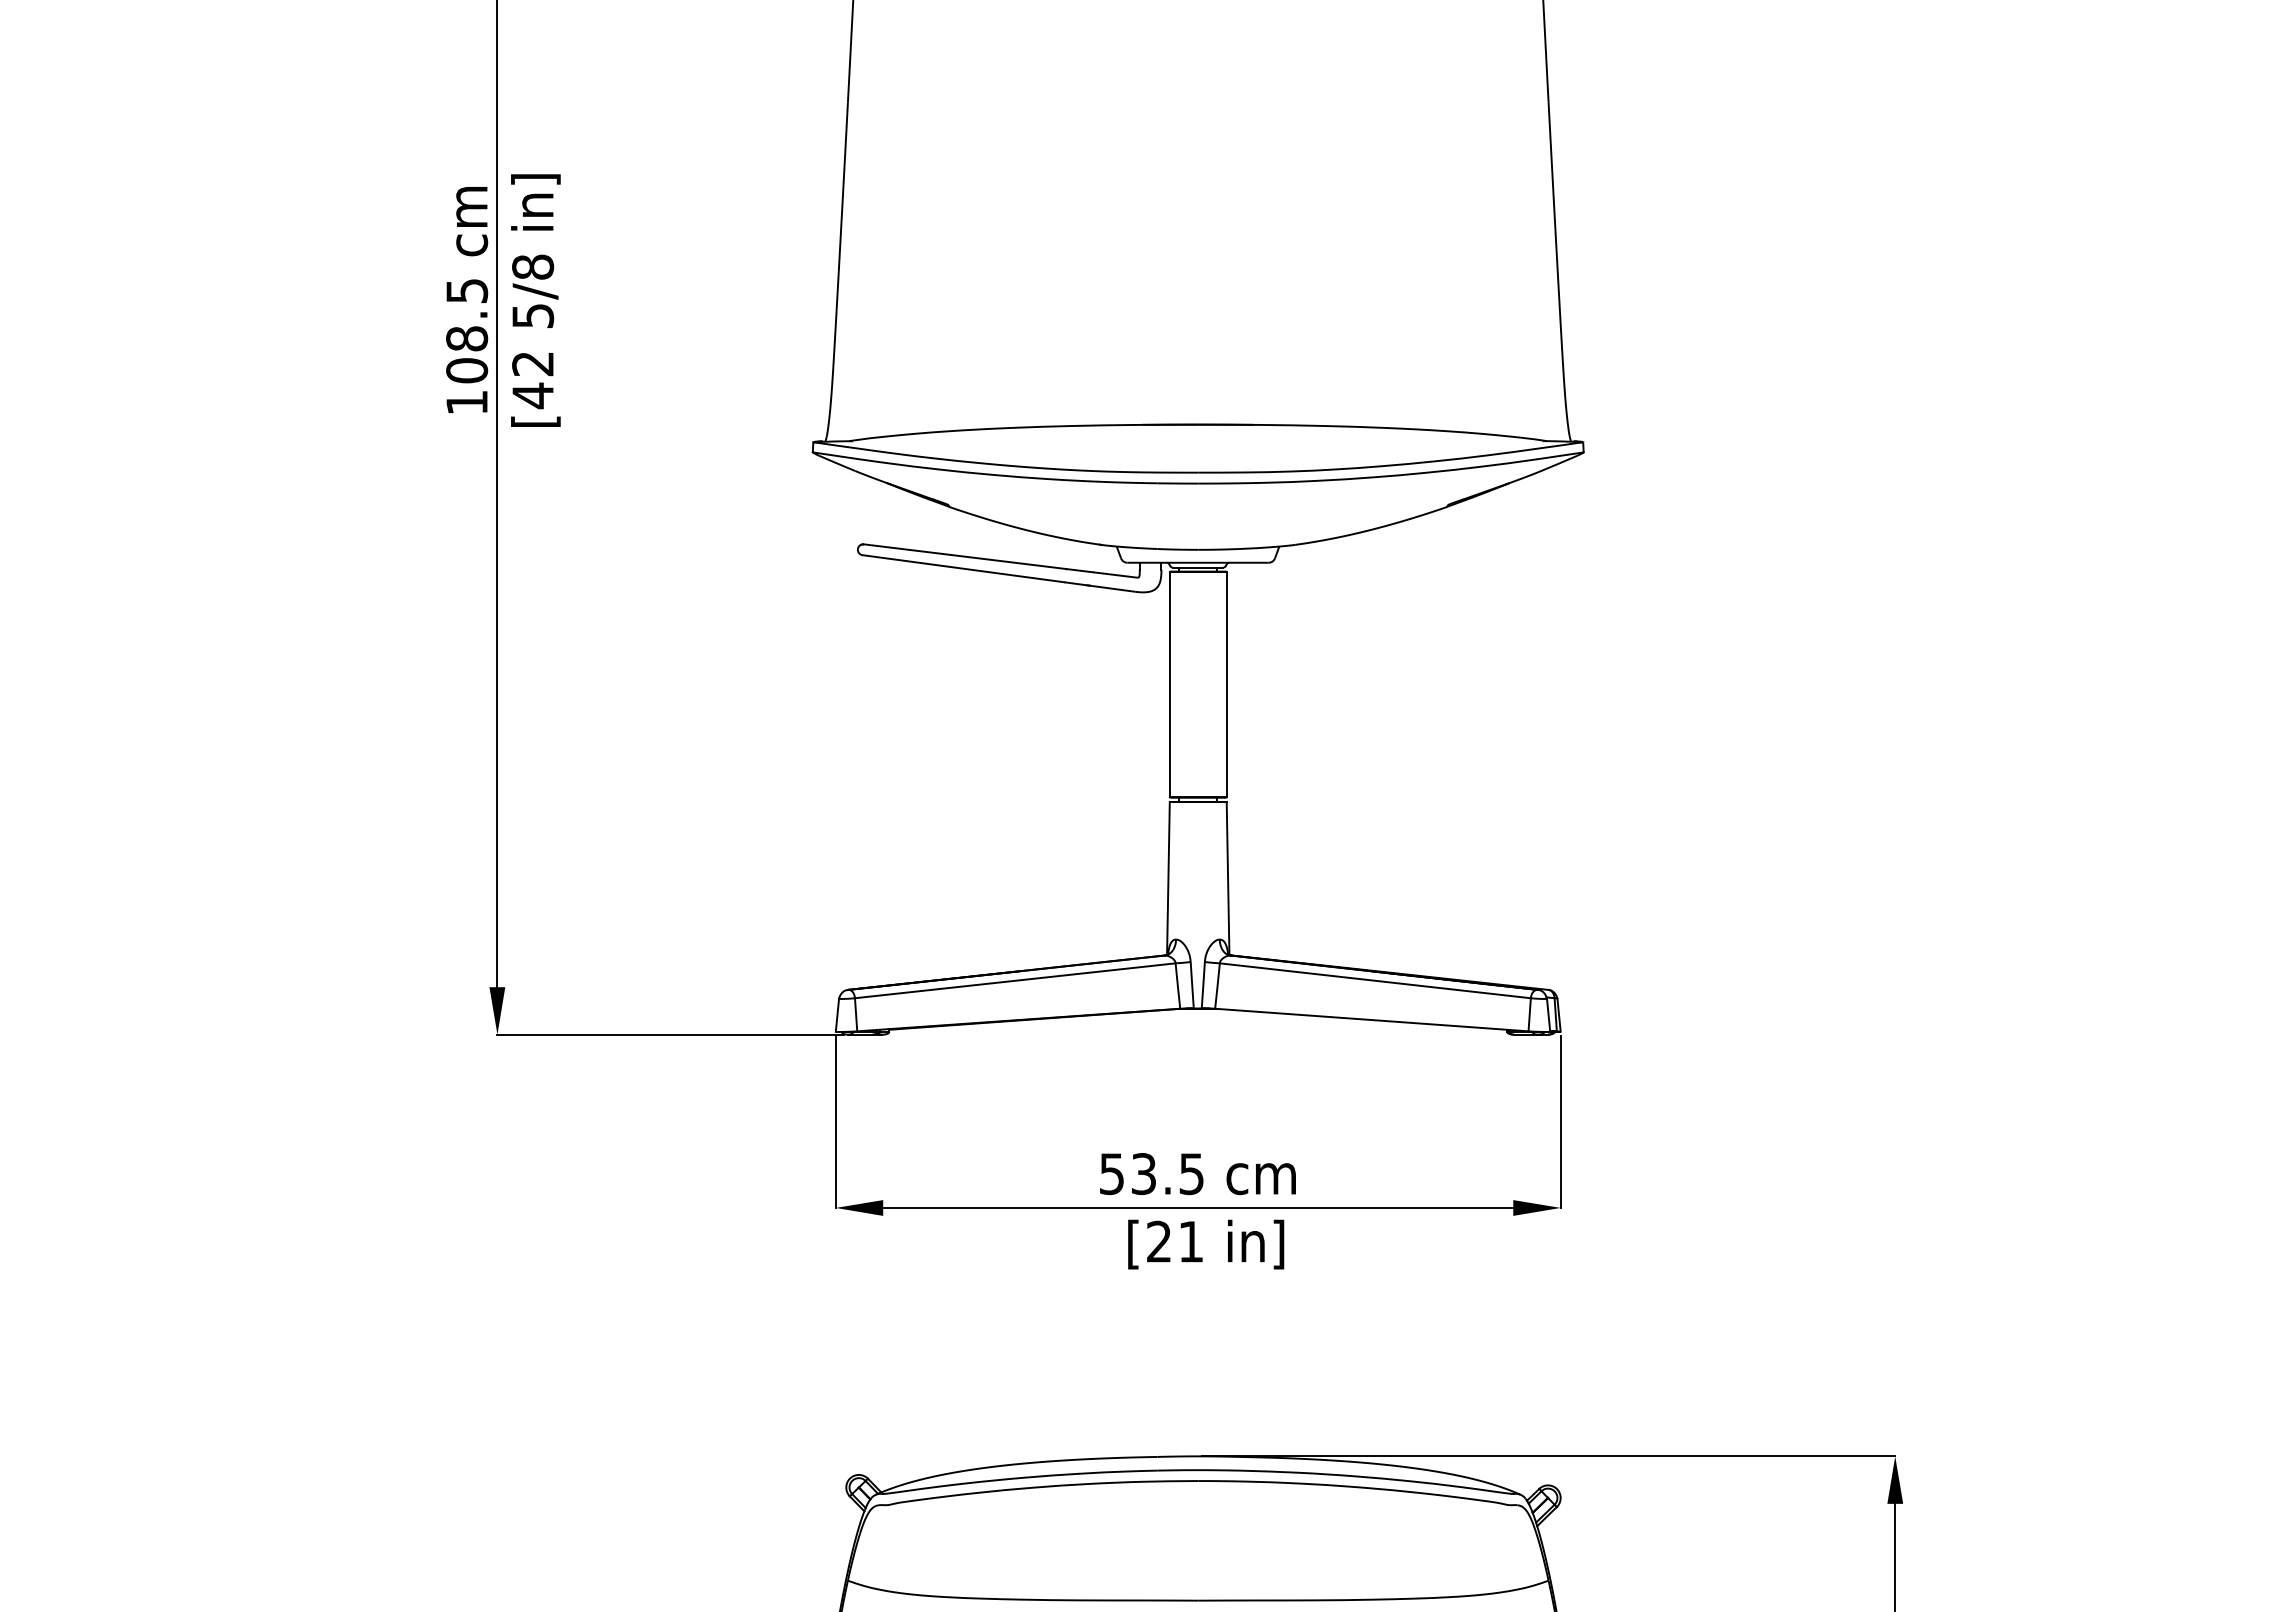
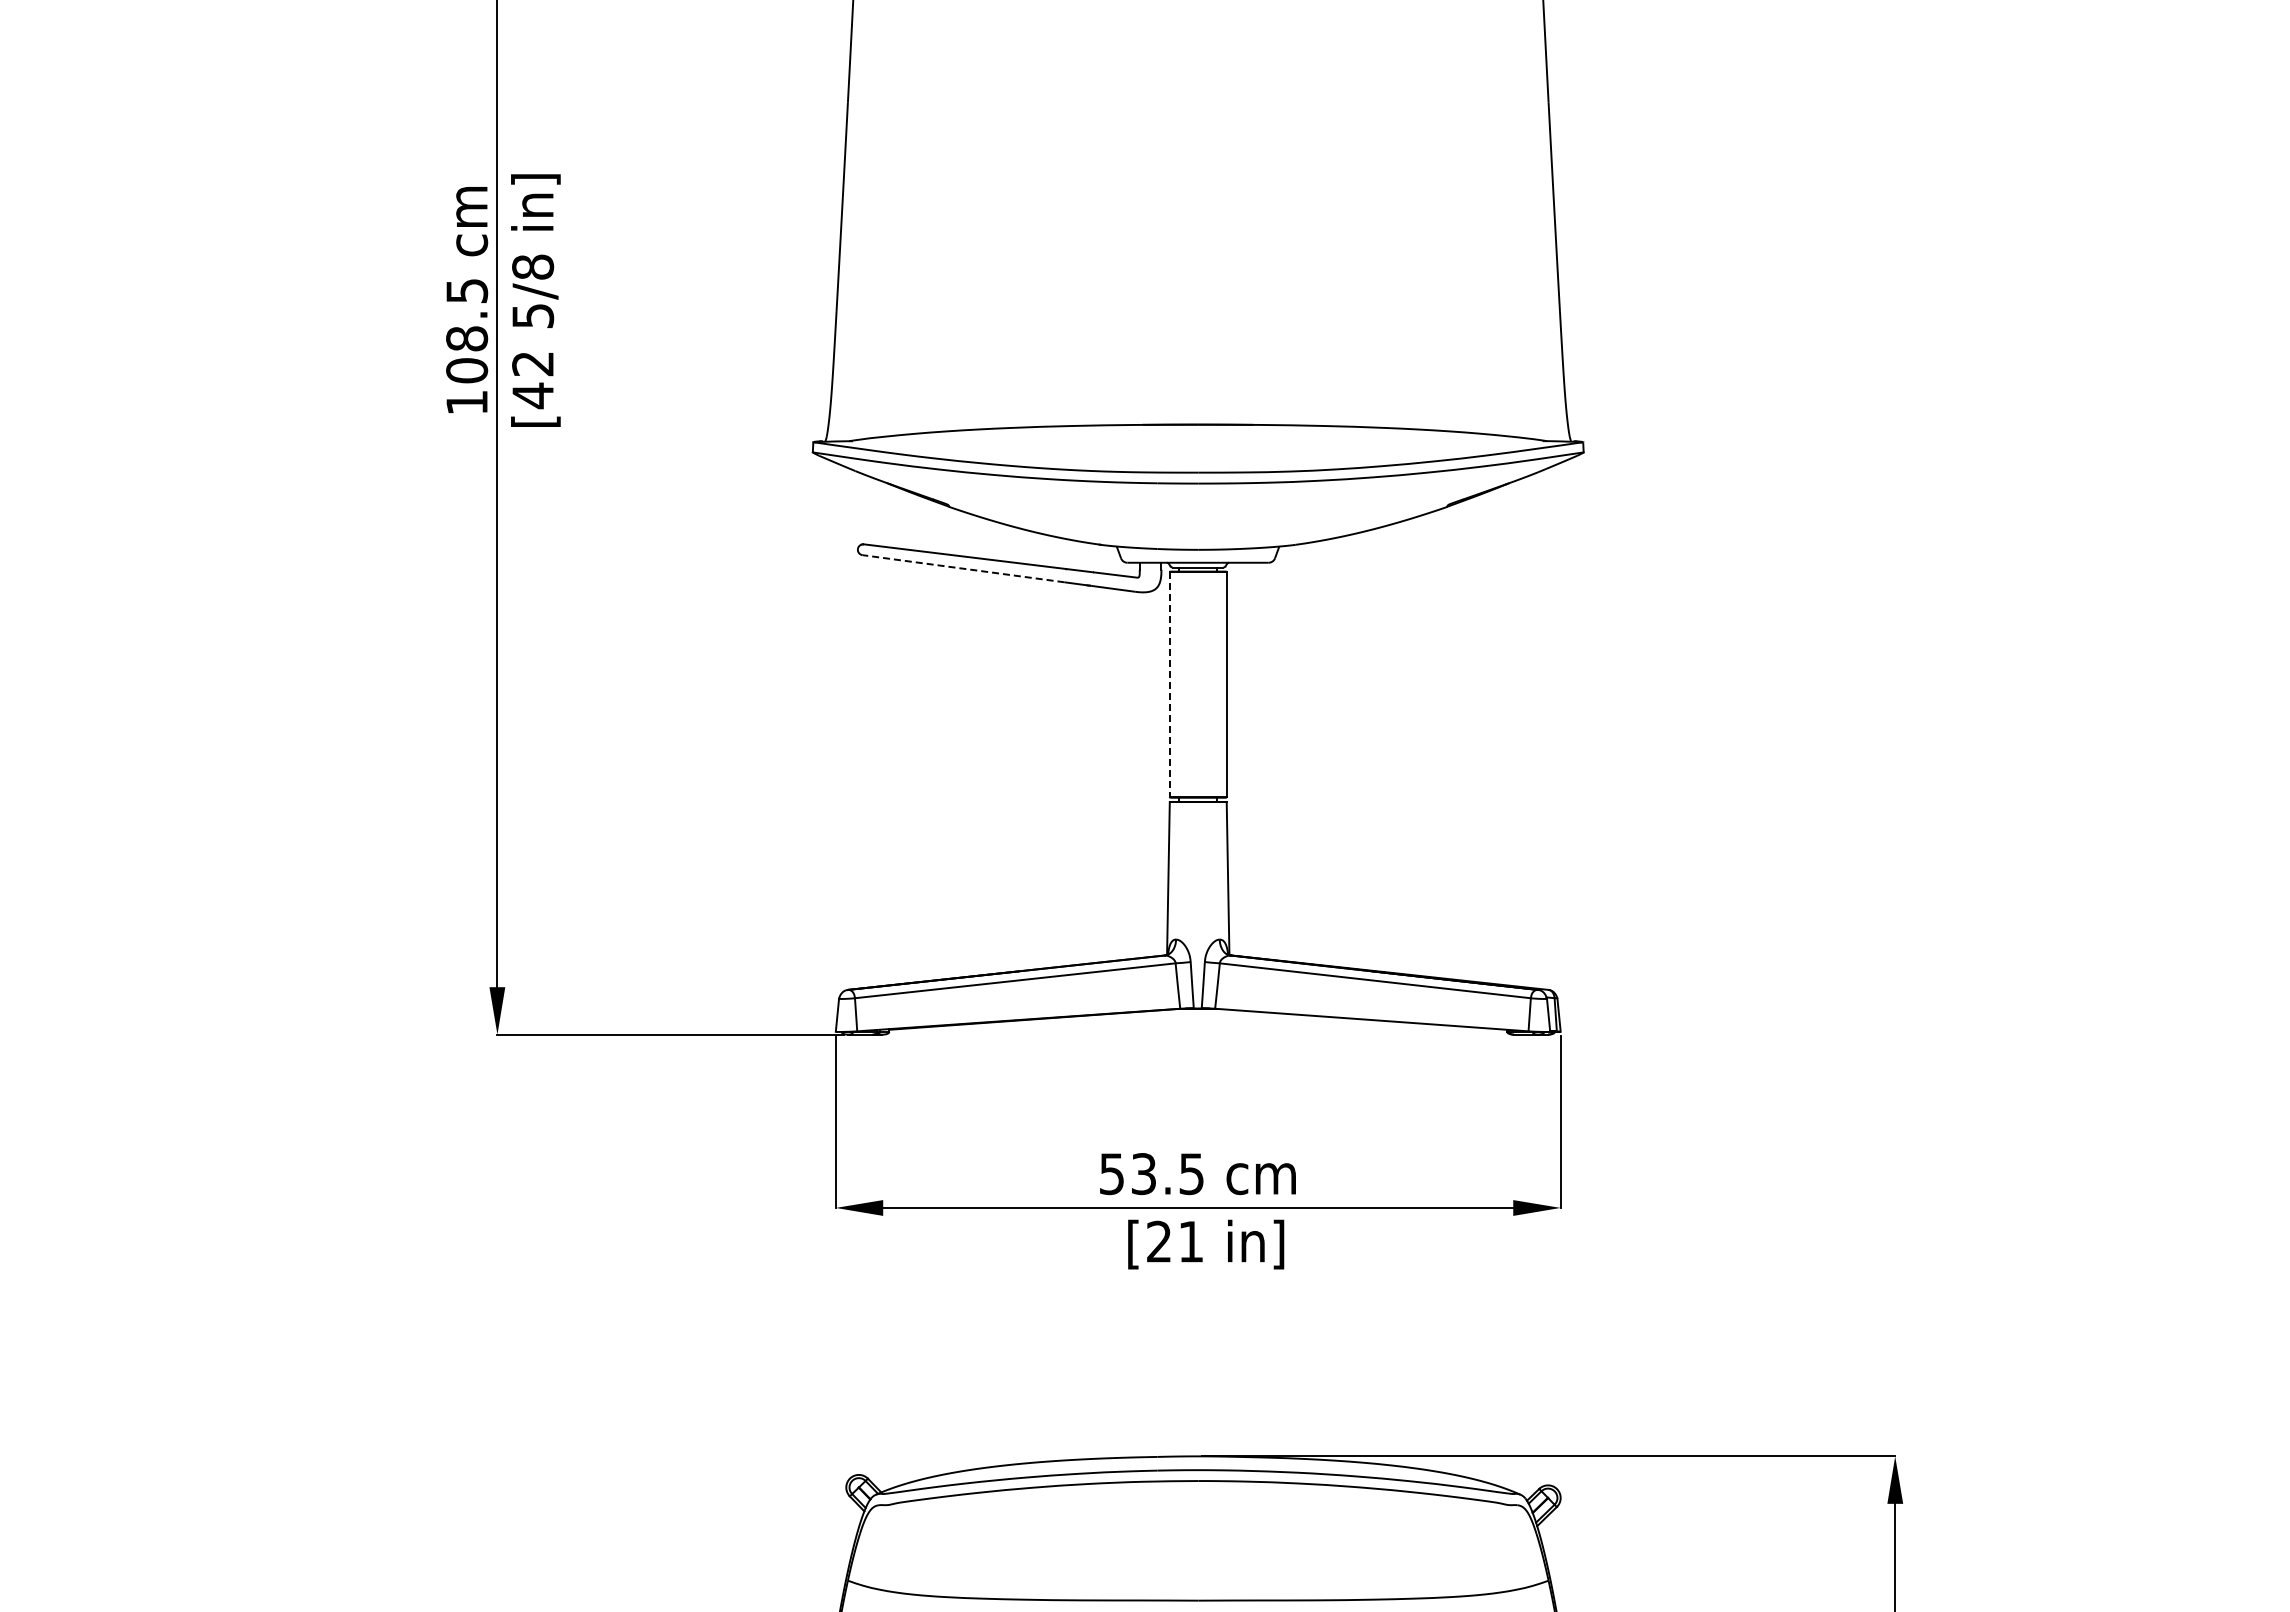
line: solid -> dashed (963, 568)
line: solid -> dashed (1169, 685)
